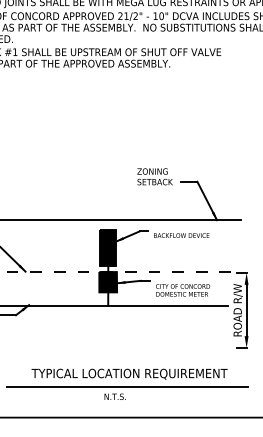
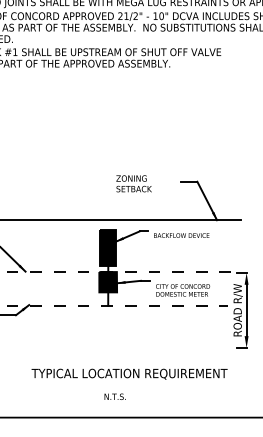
text position: (154, 176) -> (133, 183) (133, 183)
line: solid -> dashed (114, 305)
line: present -> none (127, 387)
